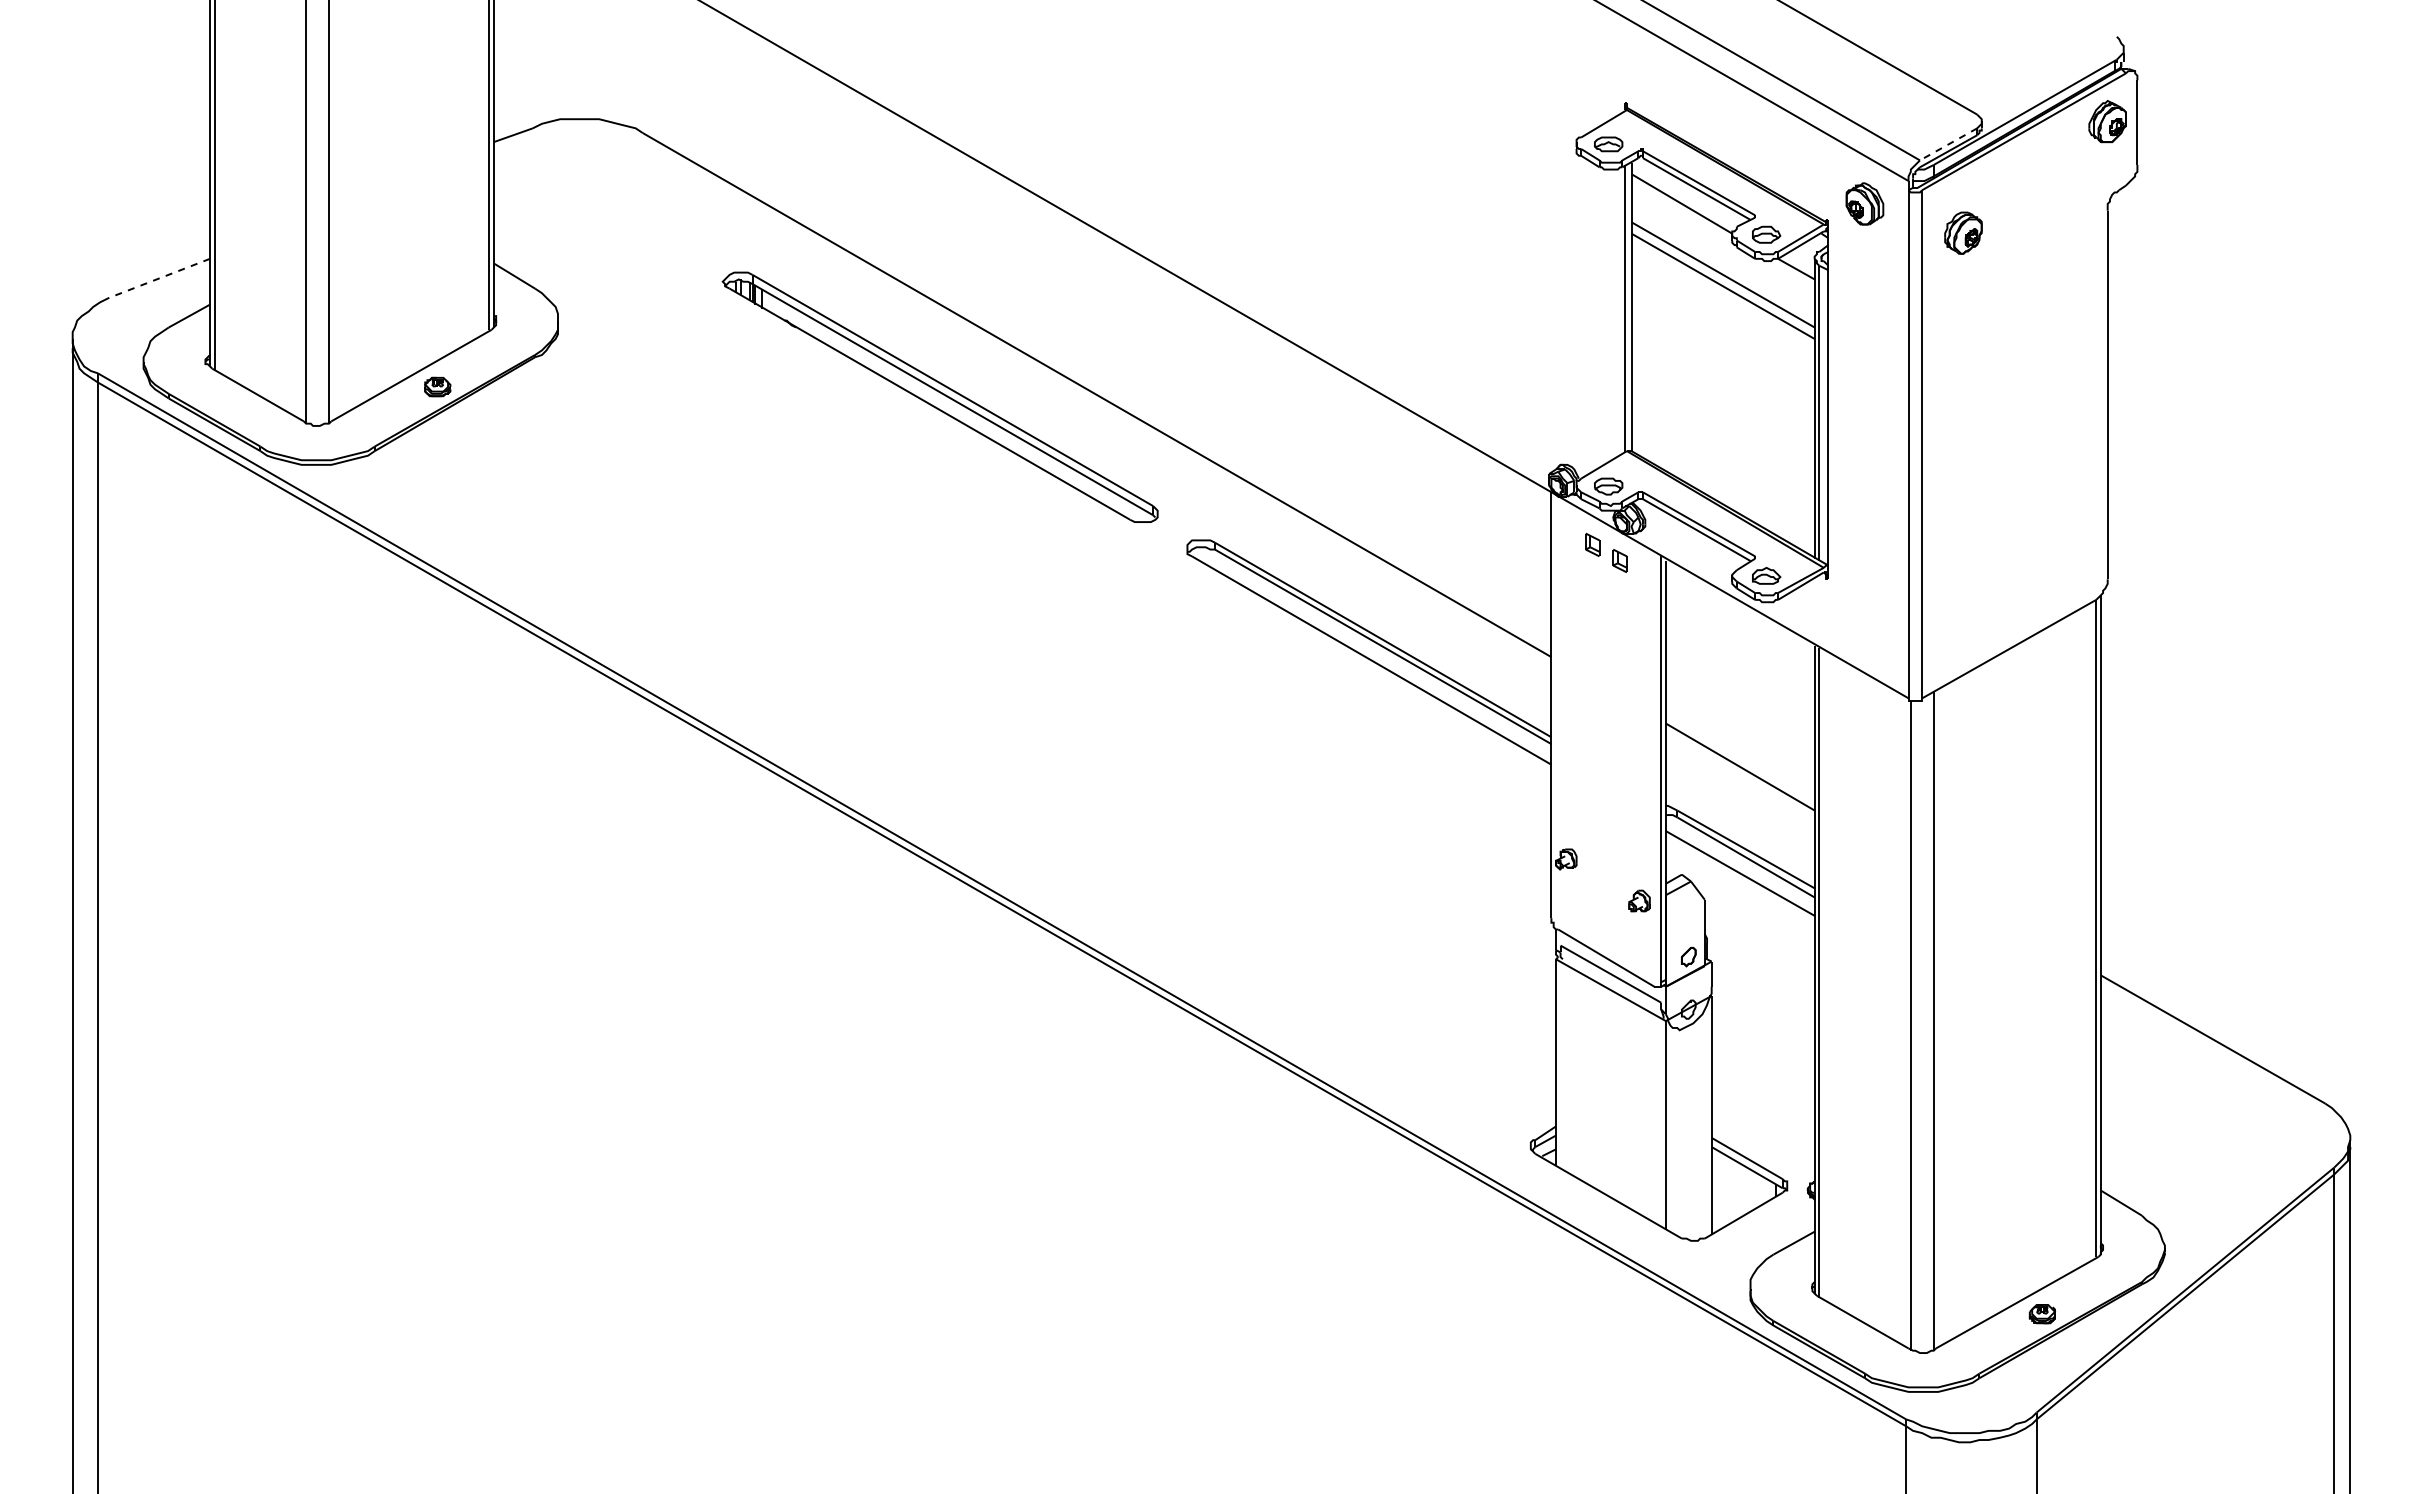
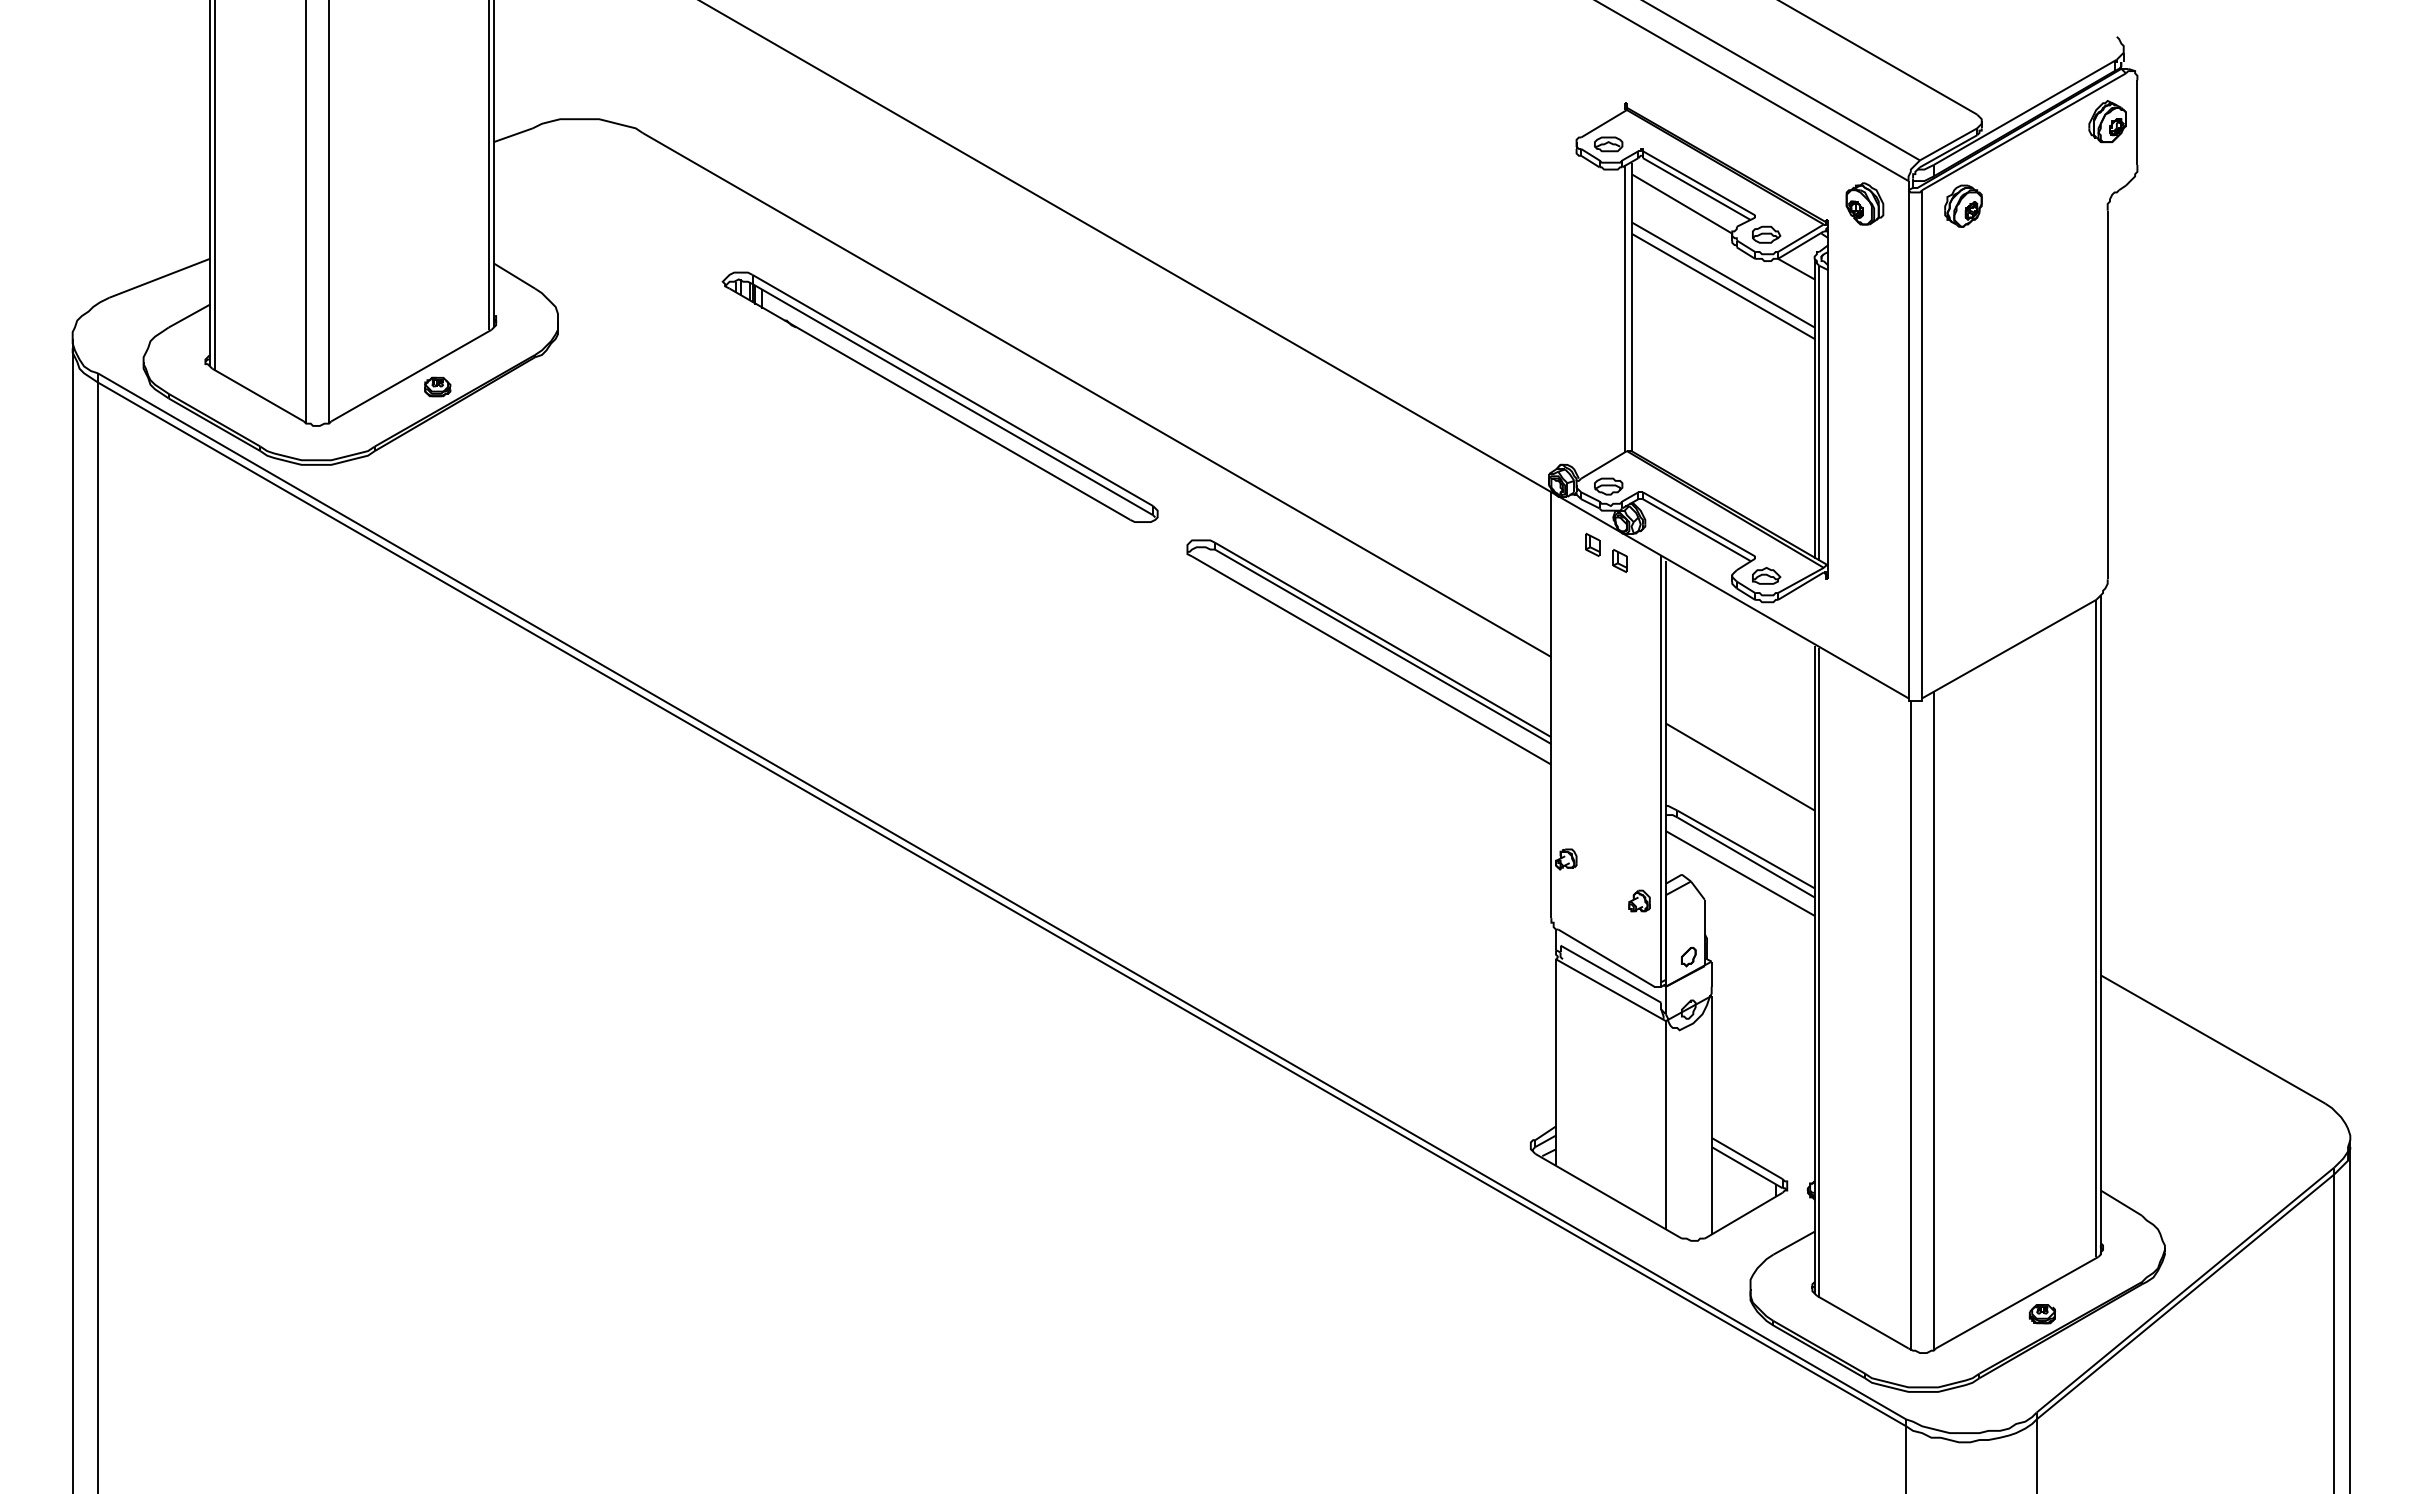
line: dashed -> solid (1948, 144)
part position: (1963, 232) -> (1963, 205) (1963, 205)
line: dashed -> solid (159, 278)
